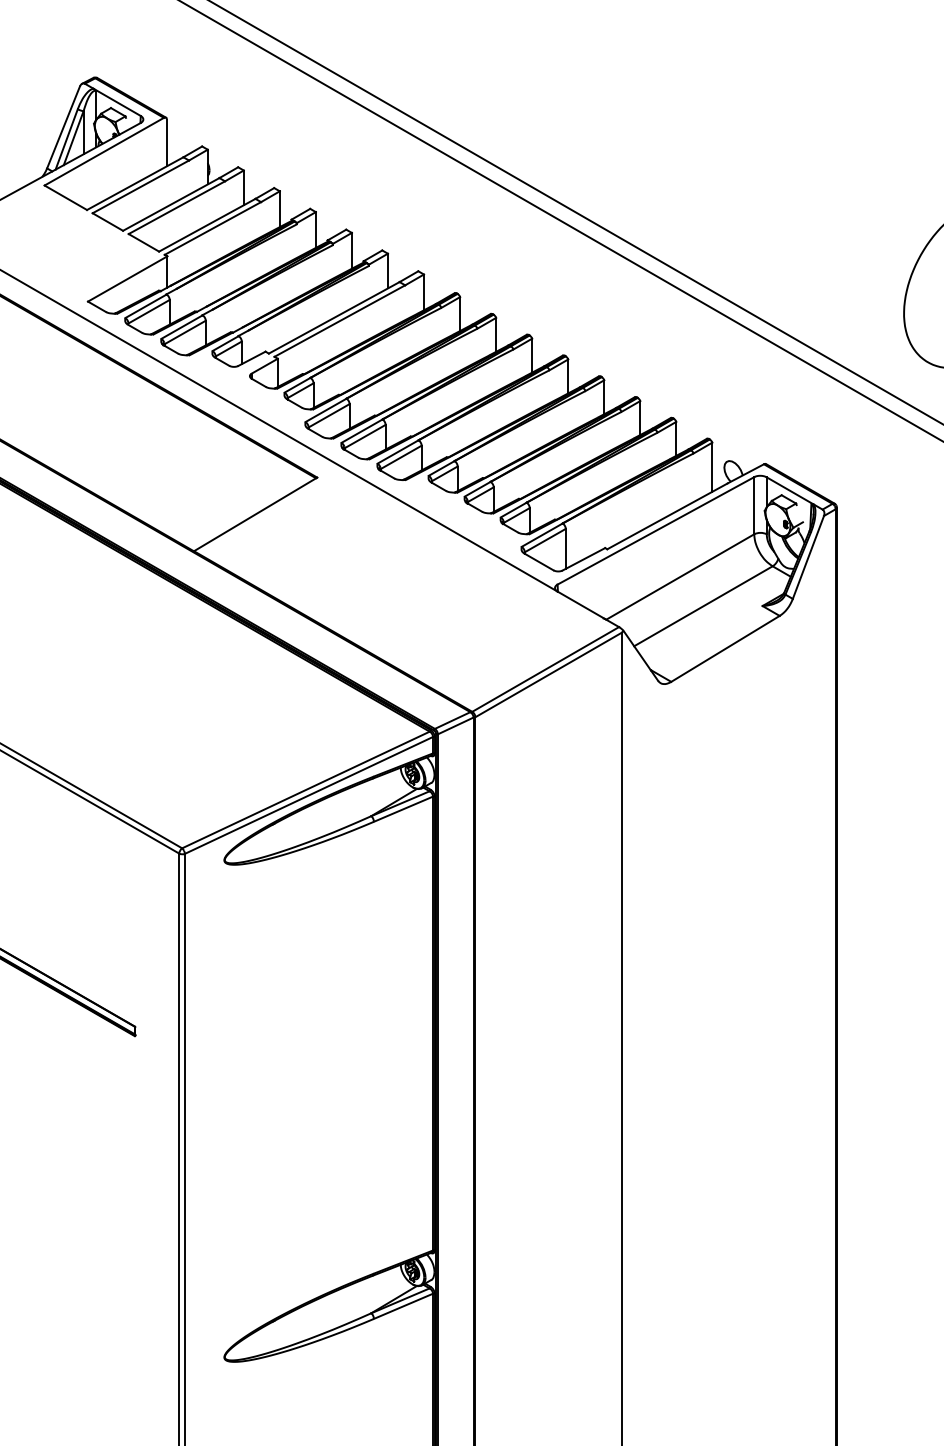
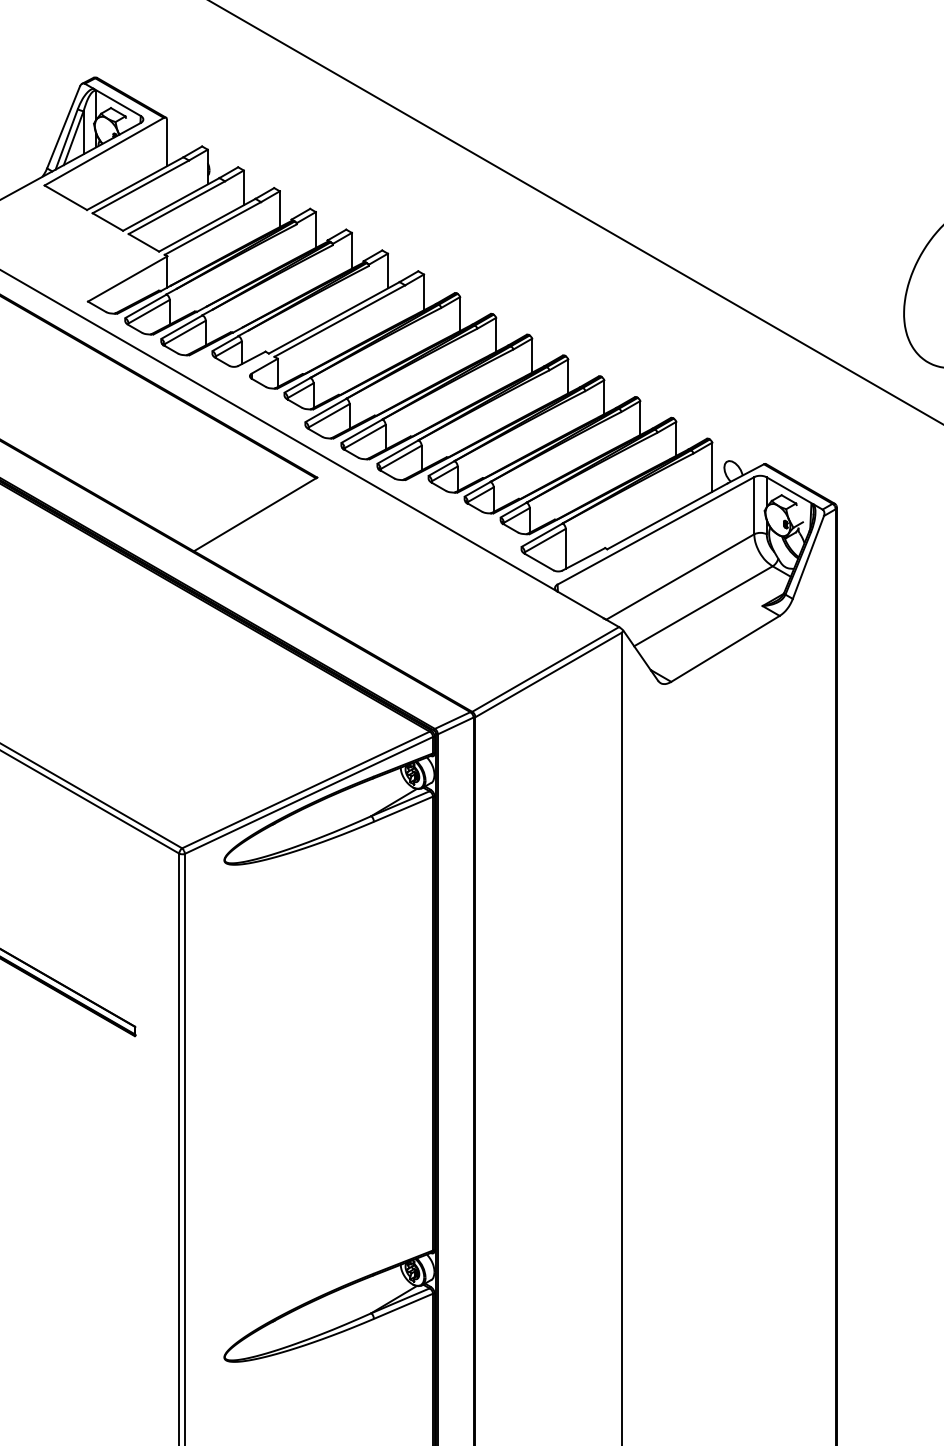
line: present -> none (561, 221)
